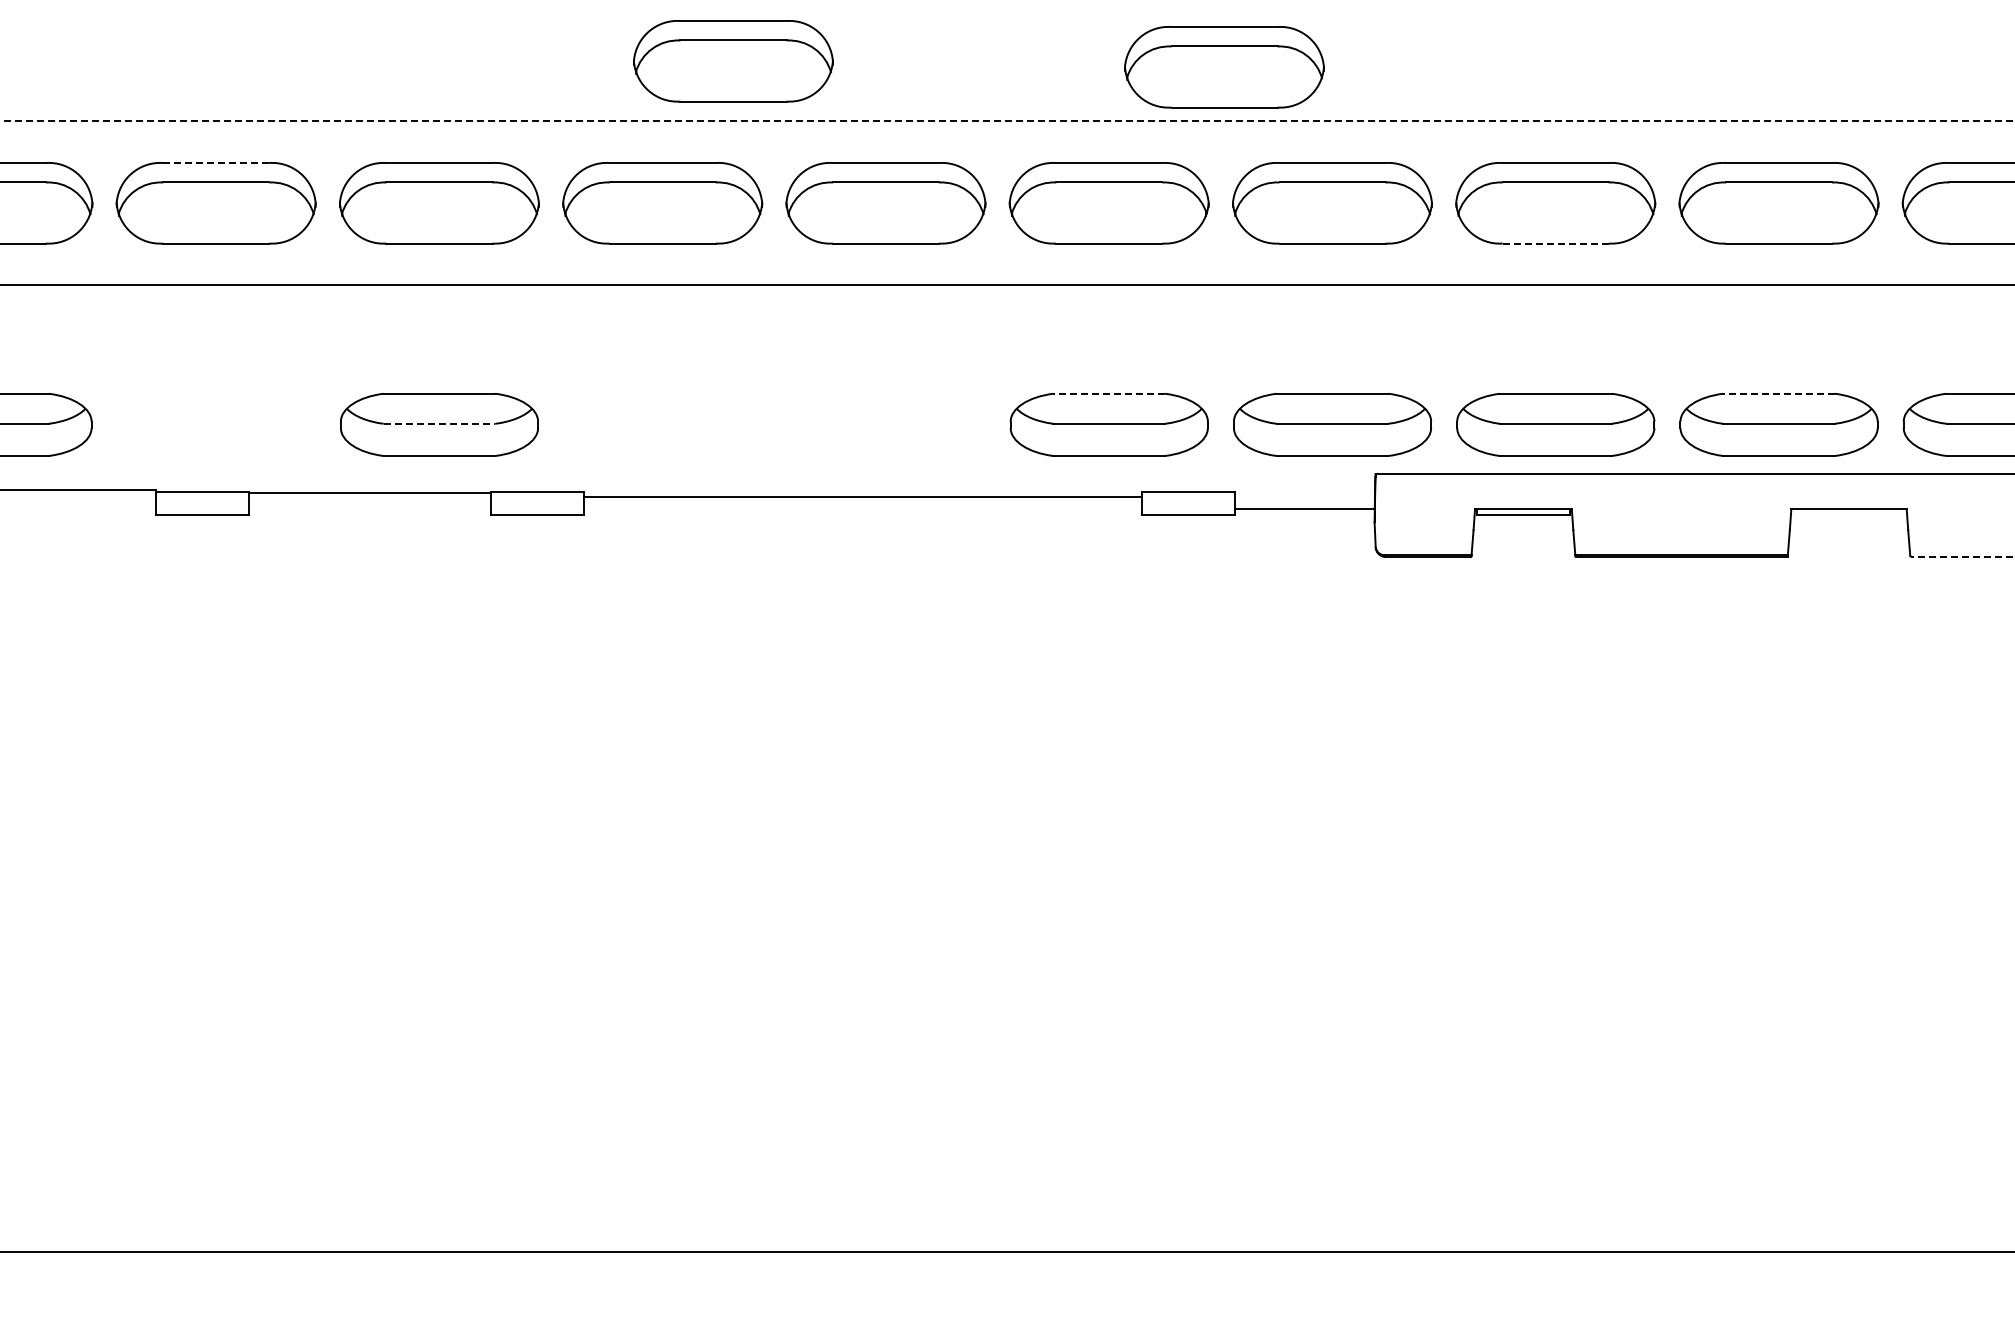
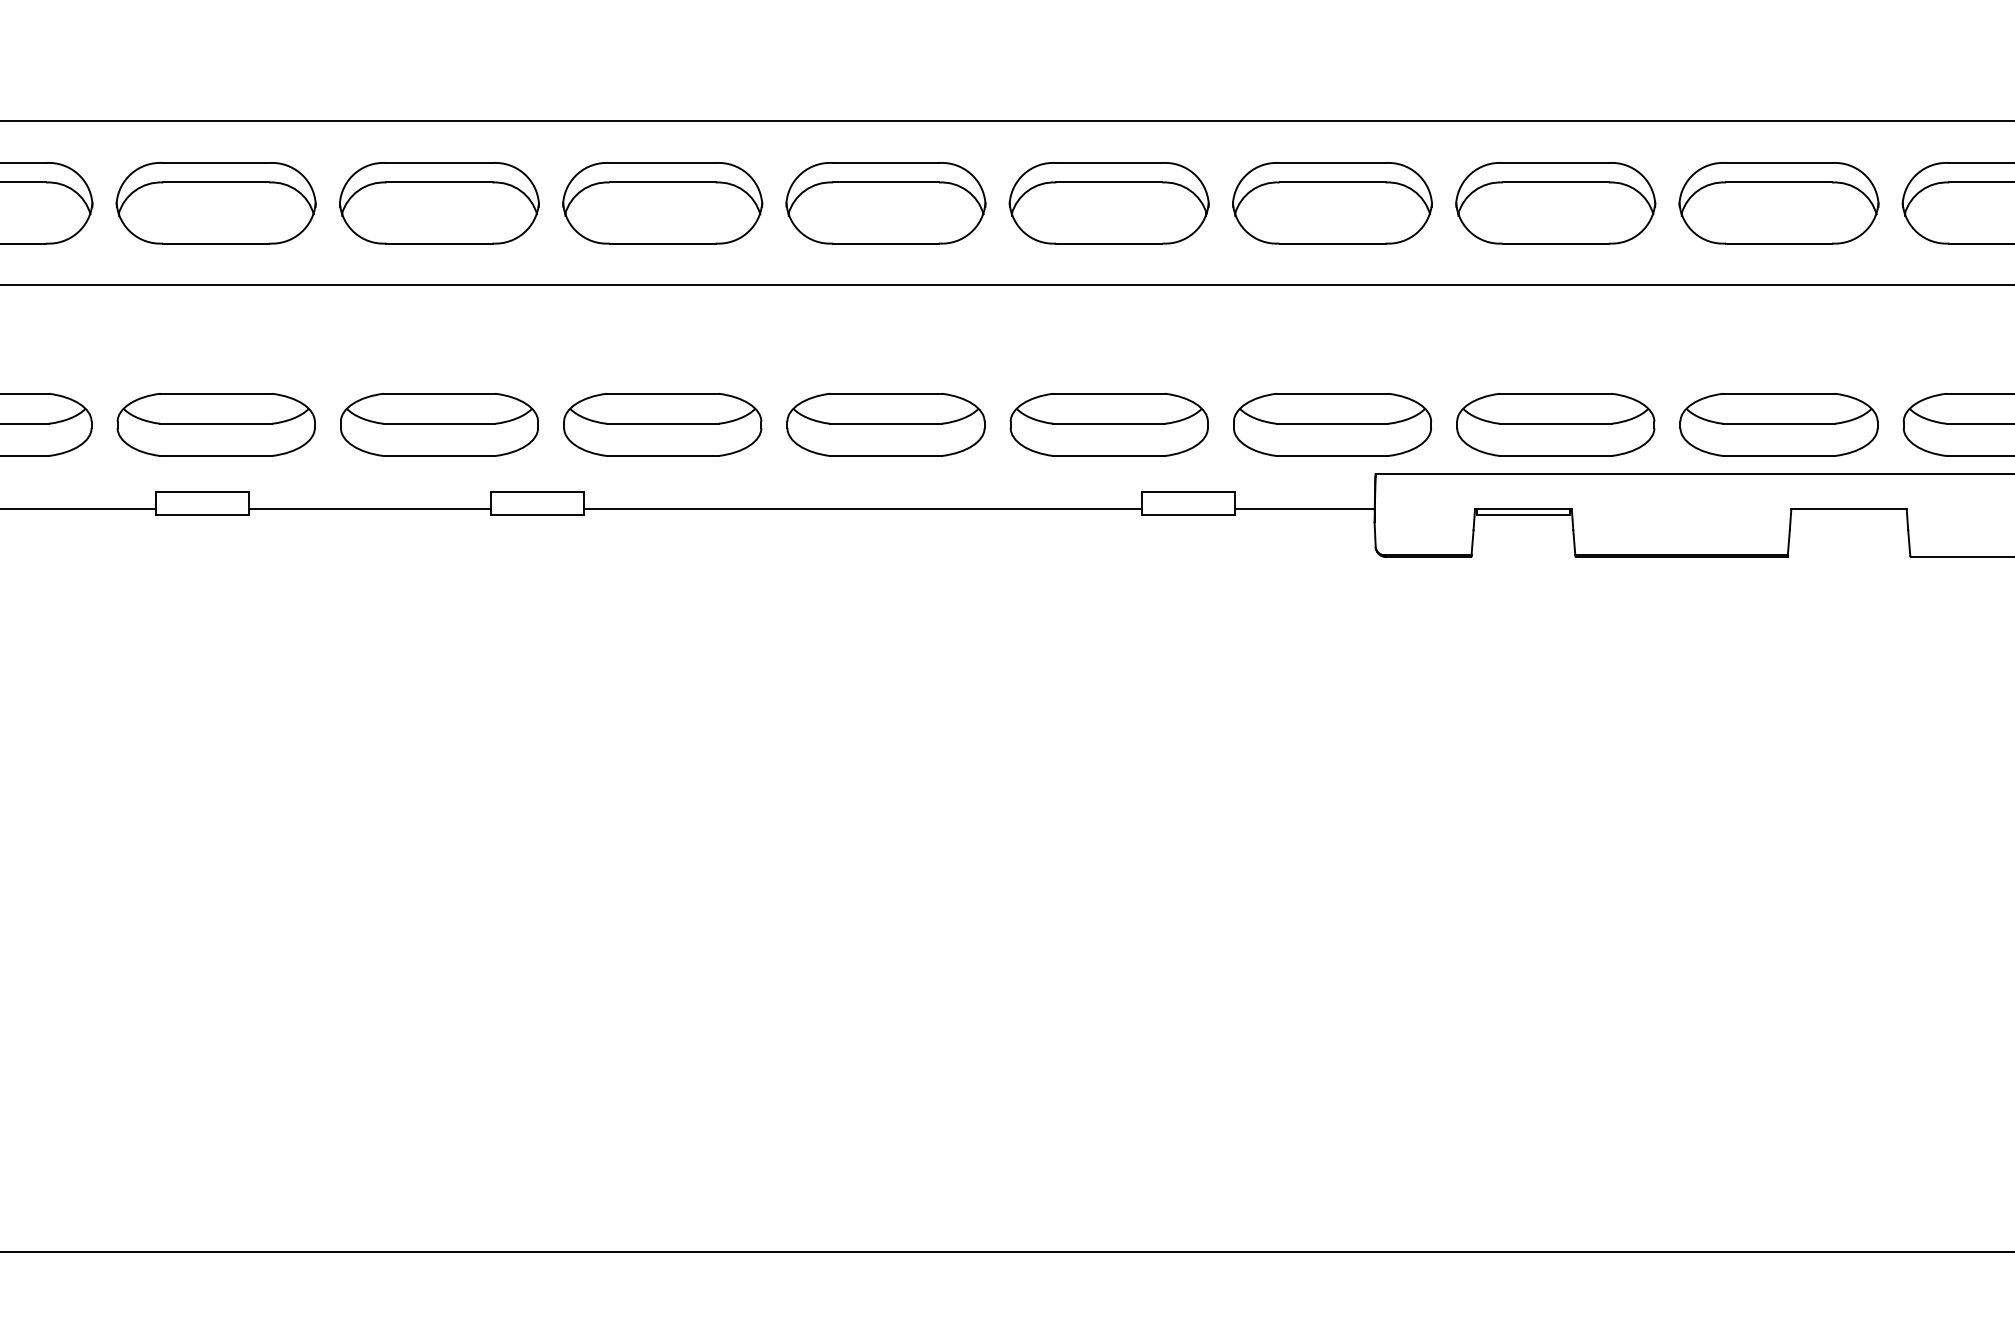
part: present -> none (733, 61)
part: present -> none (1224, 67)
line: dashed -> solid (1007, 121)
line: dashed -> solid (216, 162)
line: dashed -> solid (1555, 243)
line: dashed -> solid (1109, 393)
line: dashed -> solid (1779, 393)
line: dashed -> solid (439, 423)
part: none -> present (215, 424)
part: none -> present (662, 424)
part: none -> present (885, 424)
line position: (78, 489) -> (78, 508) (78, 508)
line position: (369, 492) -> (369, 508) (369, 508)
line position: (862, 496) -> (862, 508) (862, 508)
line: dashed -> solid (1962, 557)
